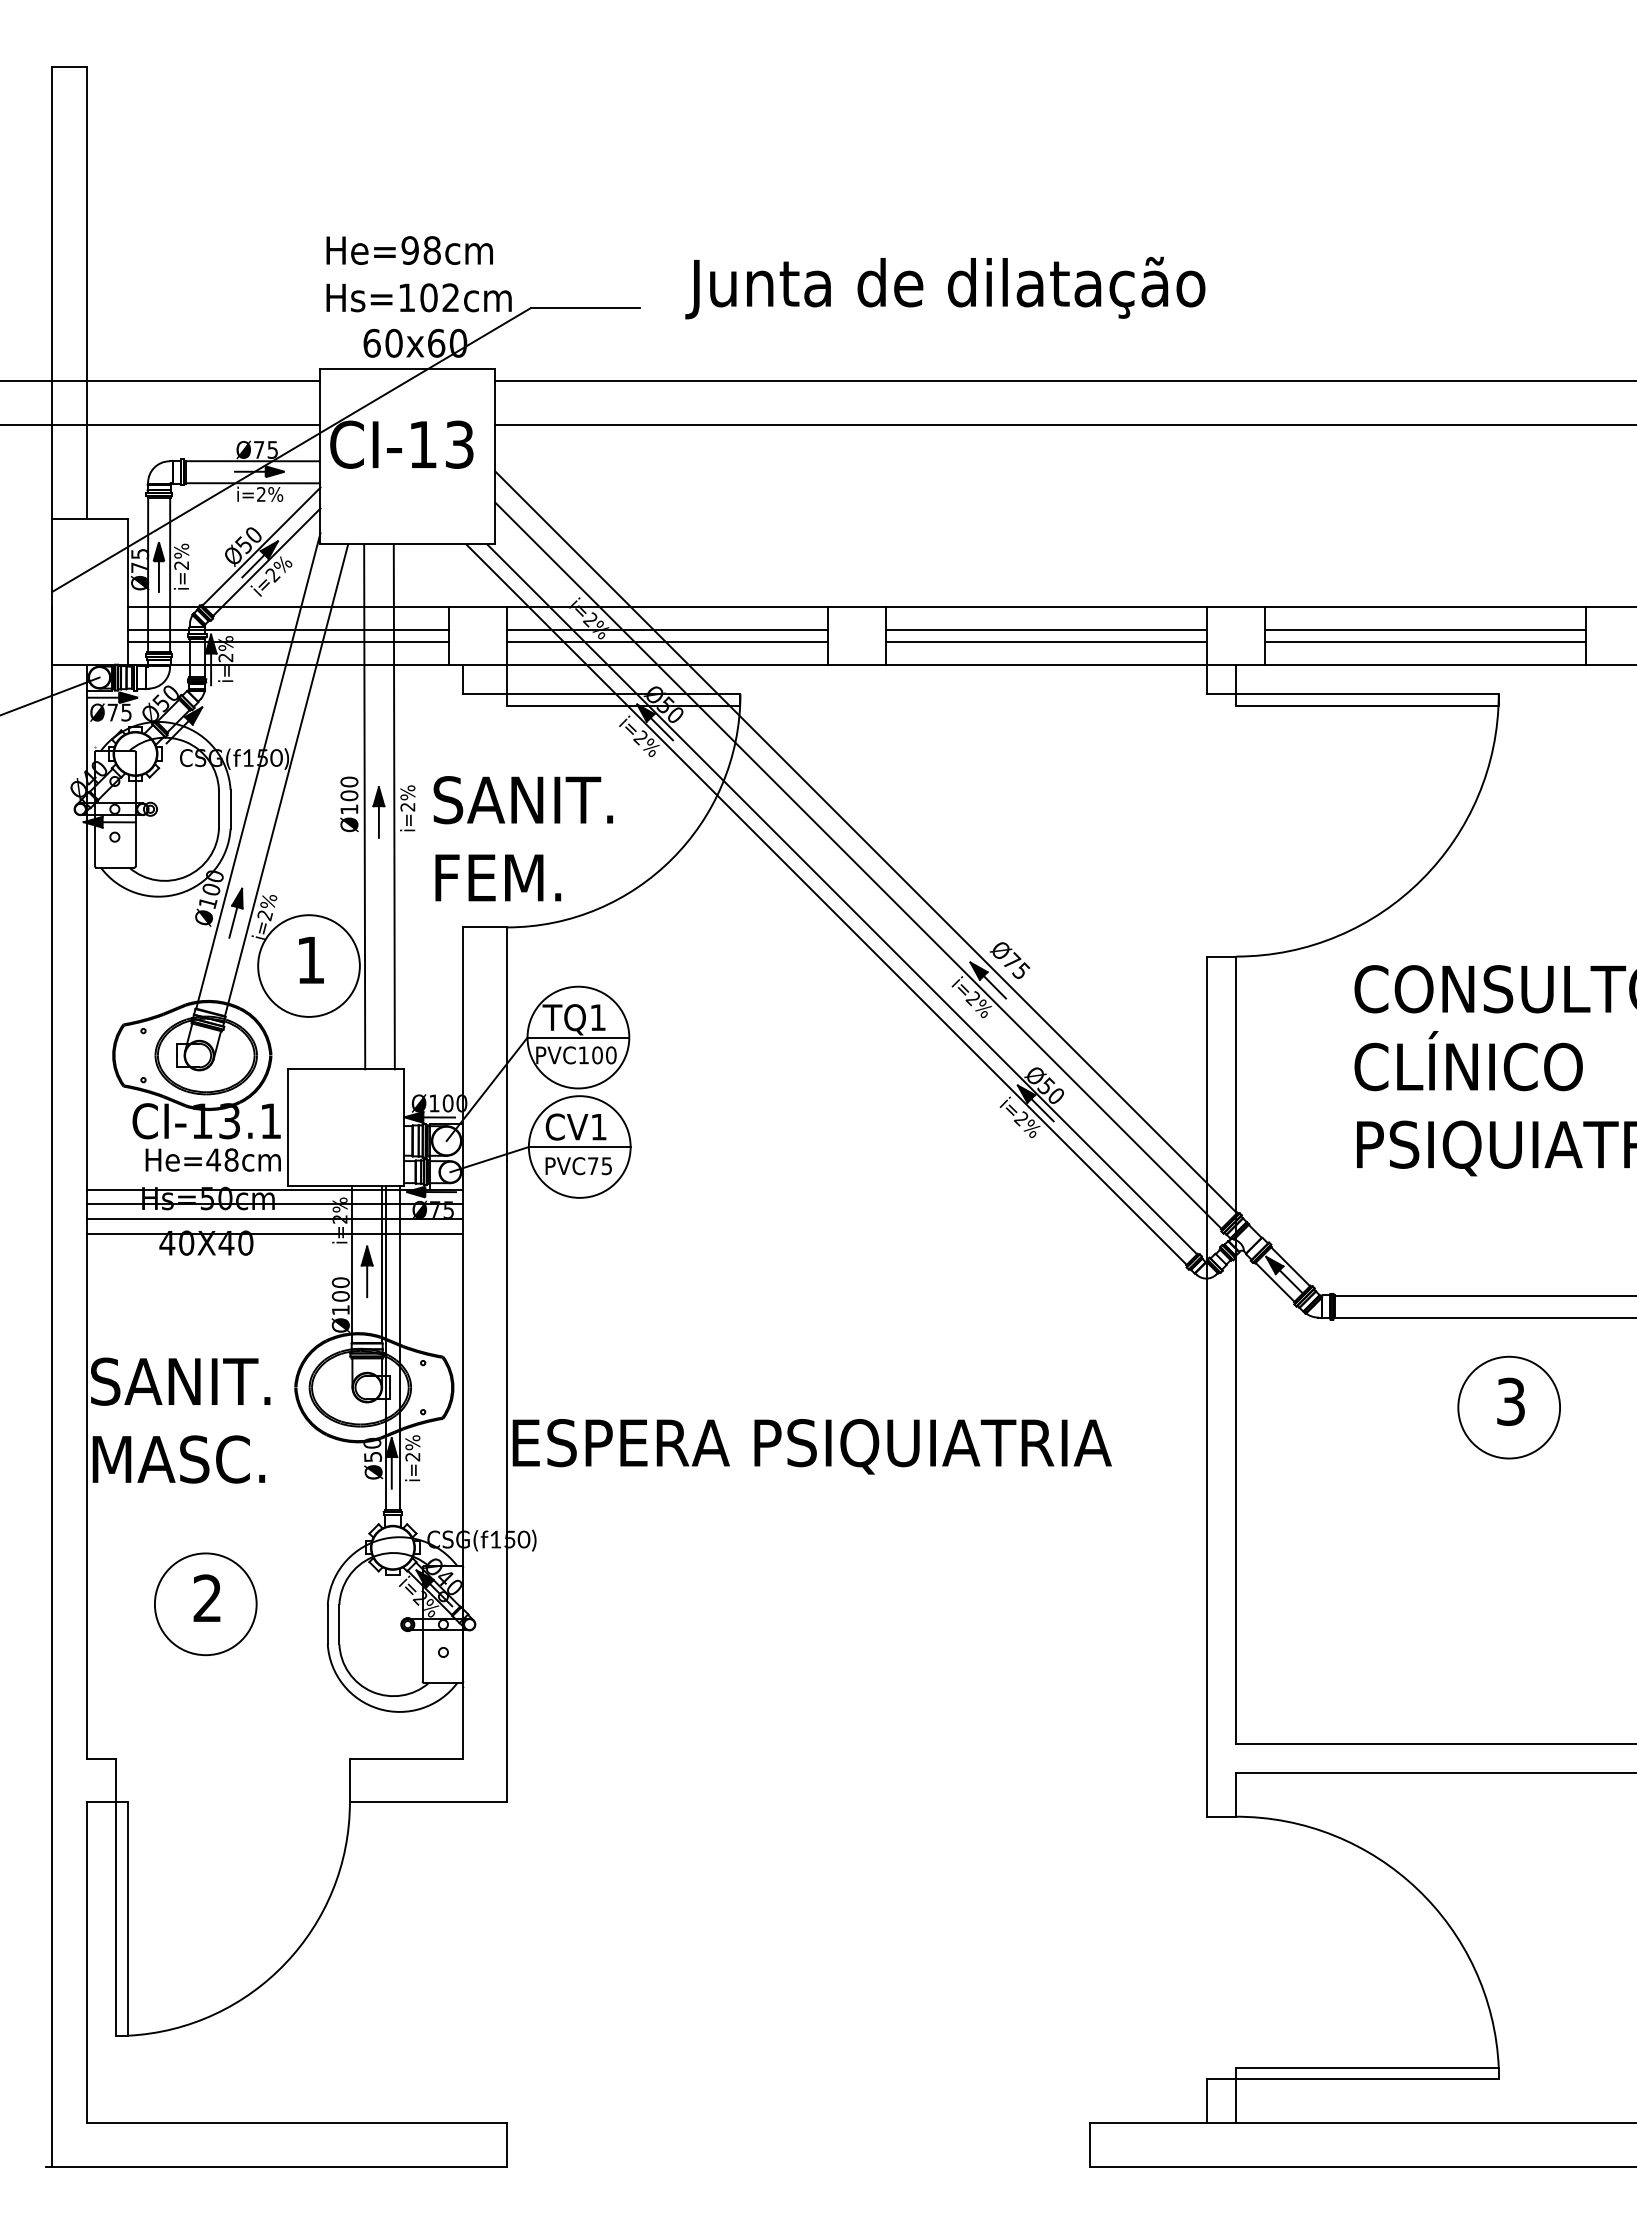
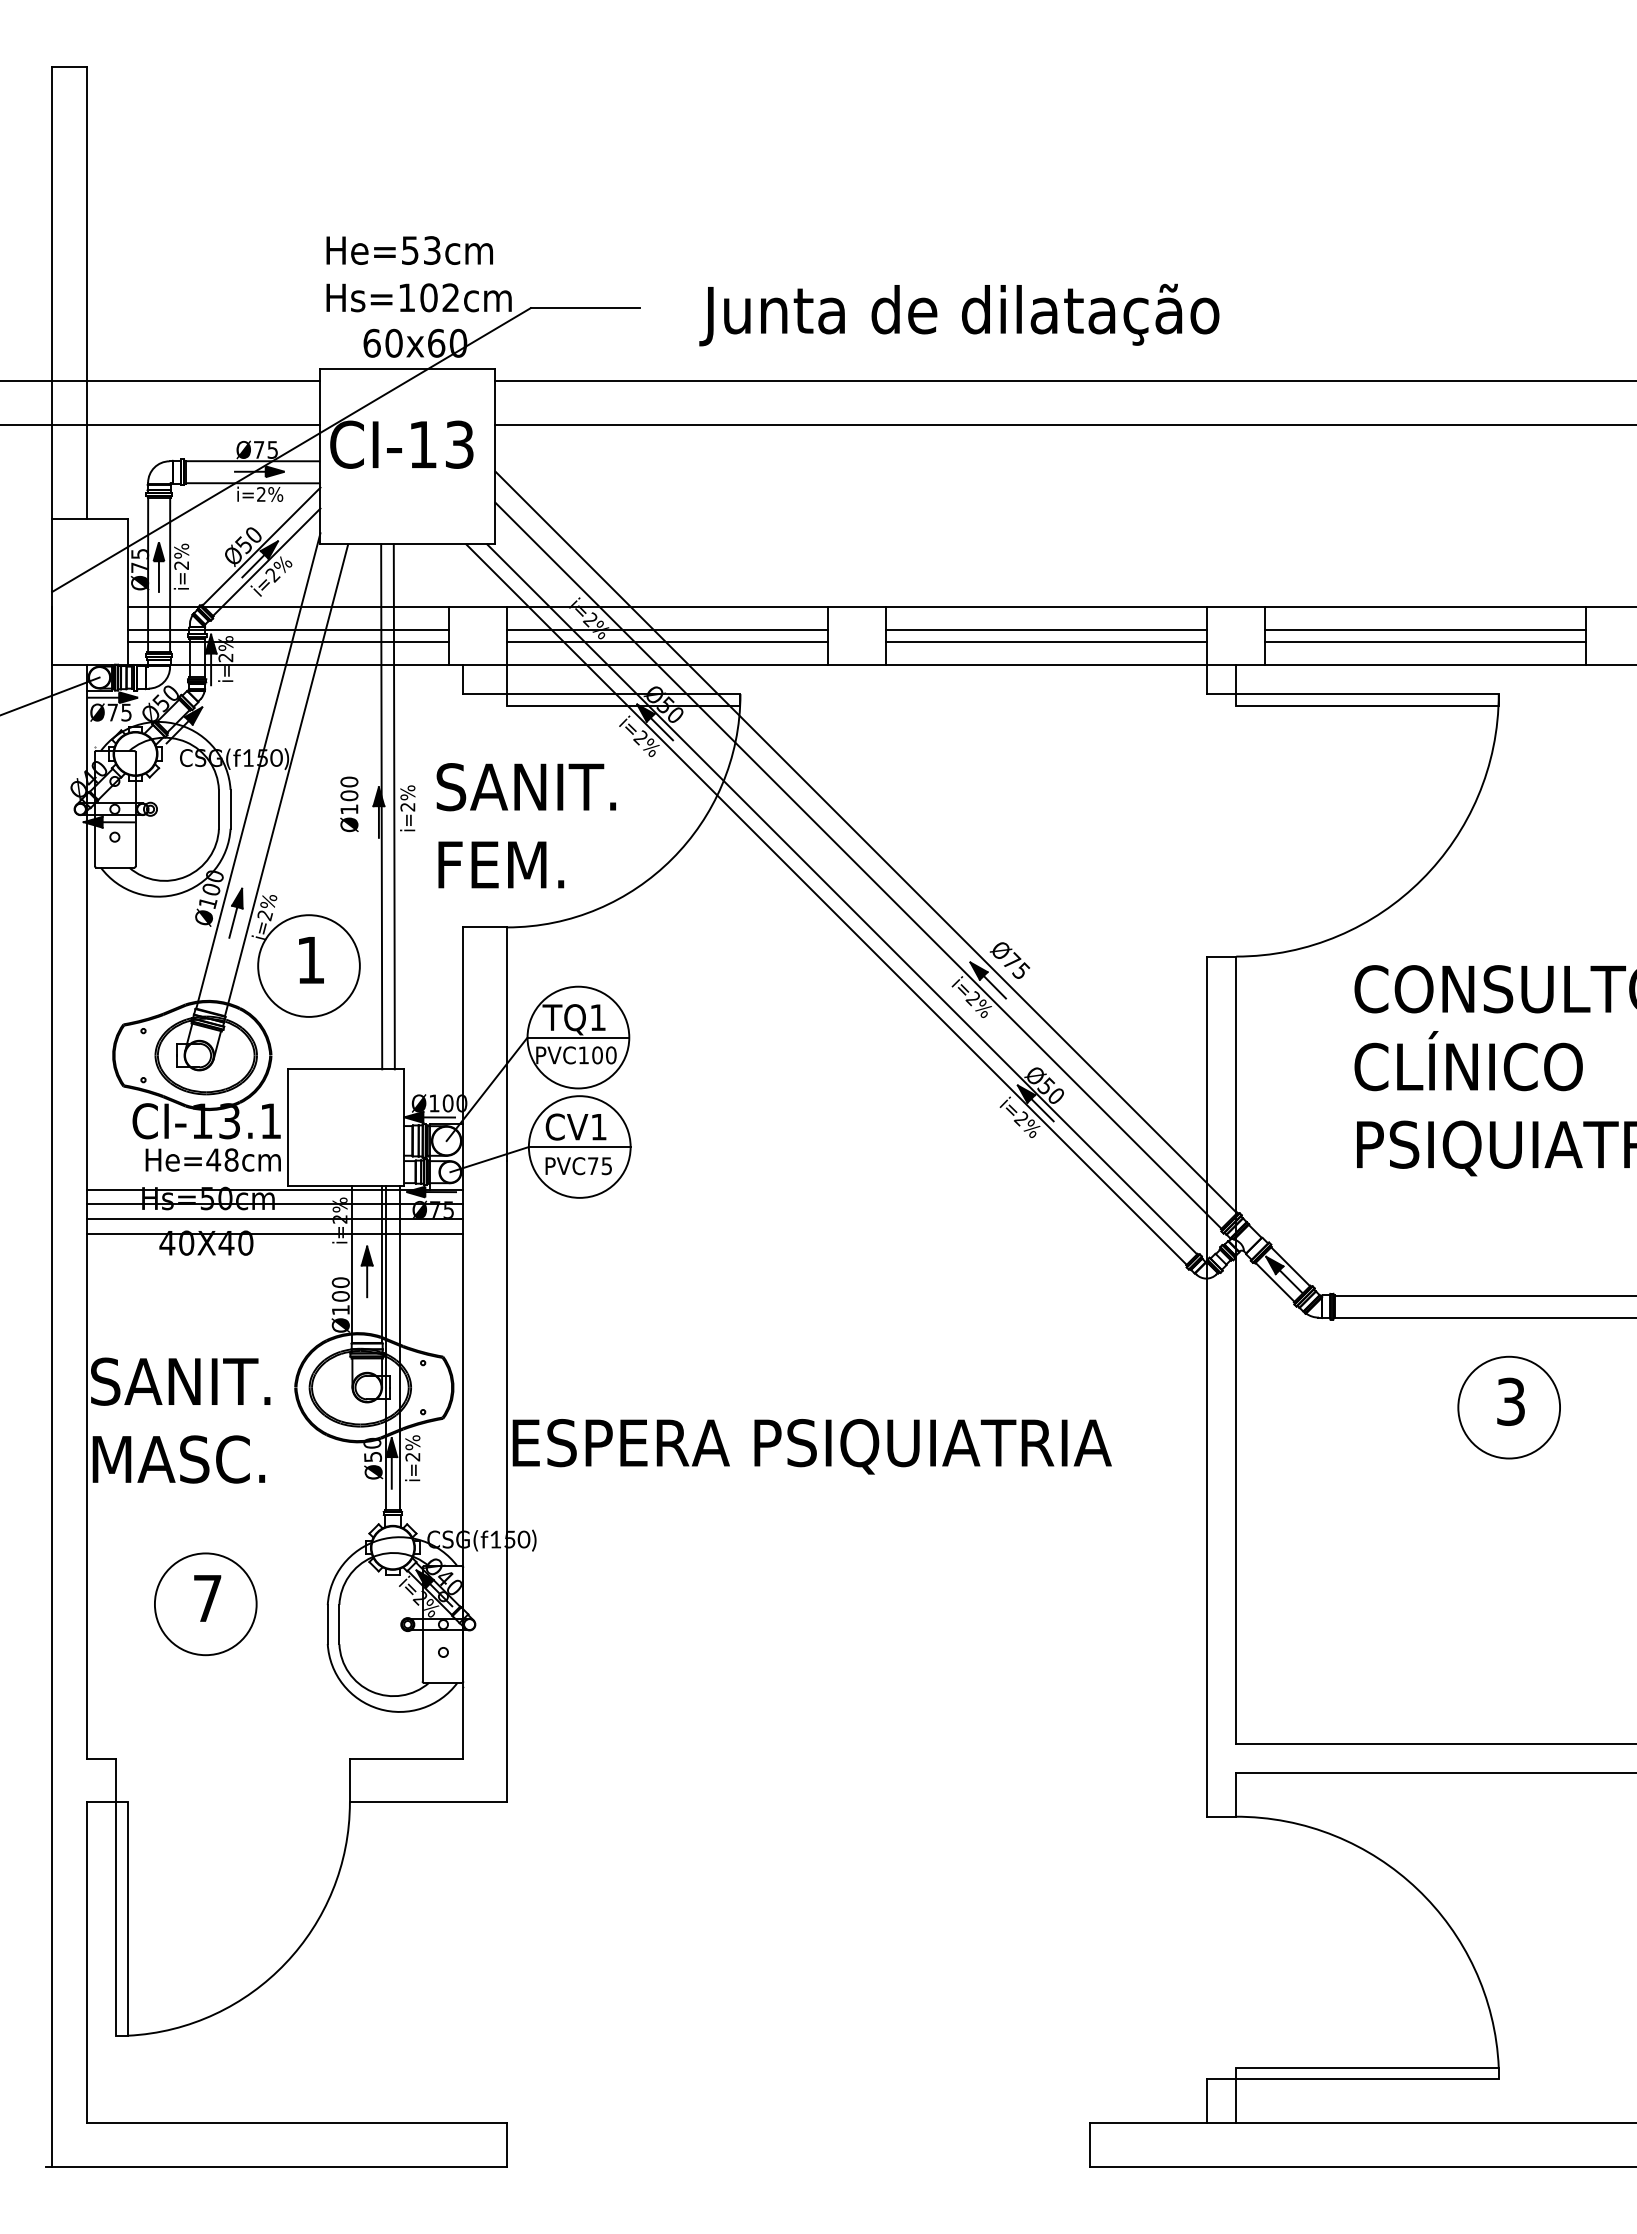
text: He=98cm -> He=53cm (420, 250)
text position: (945, 287) -> (959, 314) (959, 314)
line position: (364, 806) -> (381, 806) (381, 806)
text position: (522, 838) -> (525, 825) (525, 825)
text: 2 -> 7 (207, 1597)
